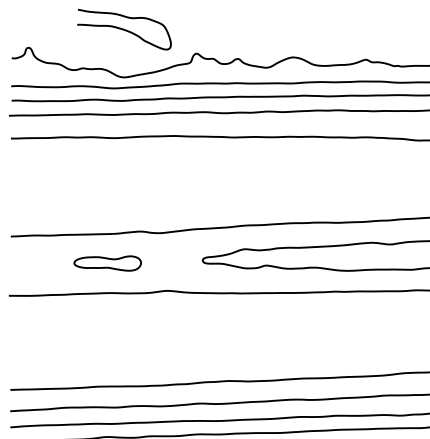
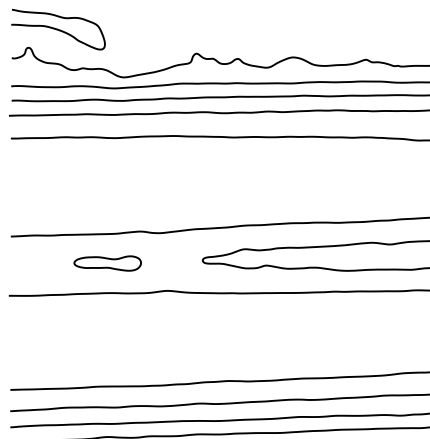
curve position: (124, 29) -> (58, 29) (58, 29)
